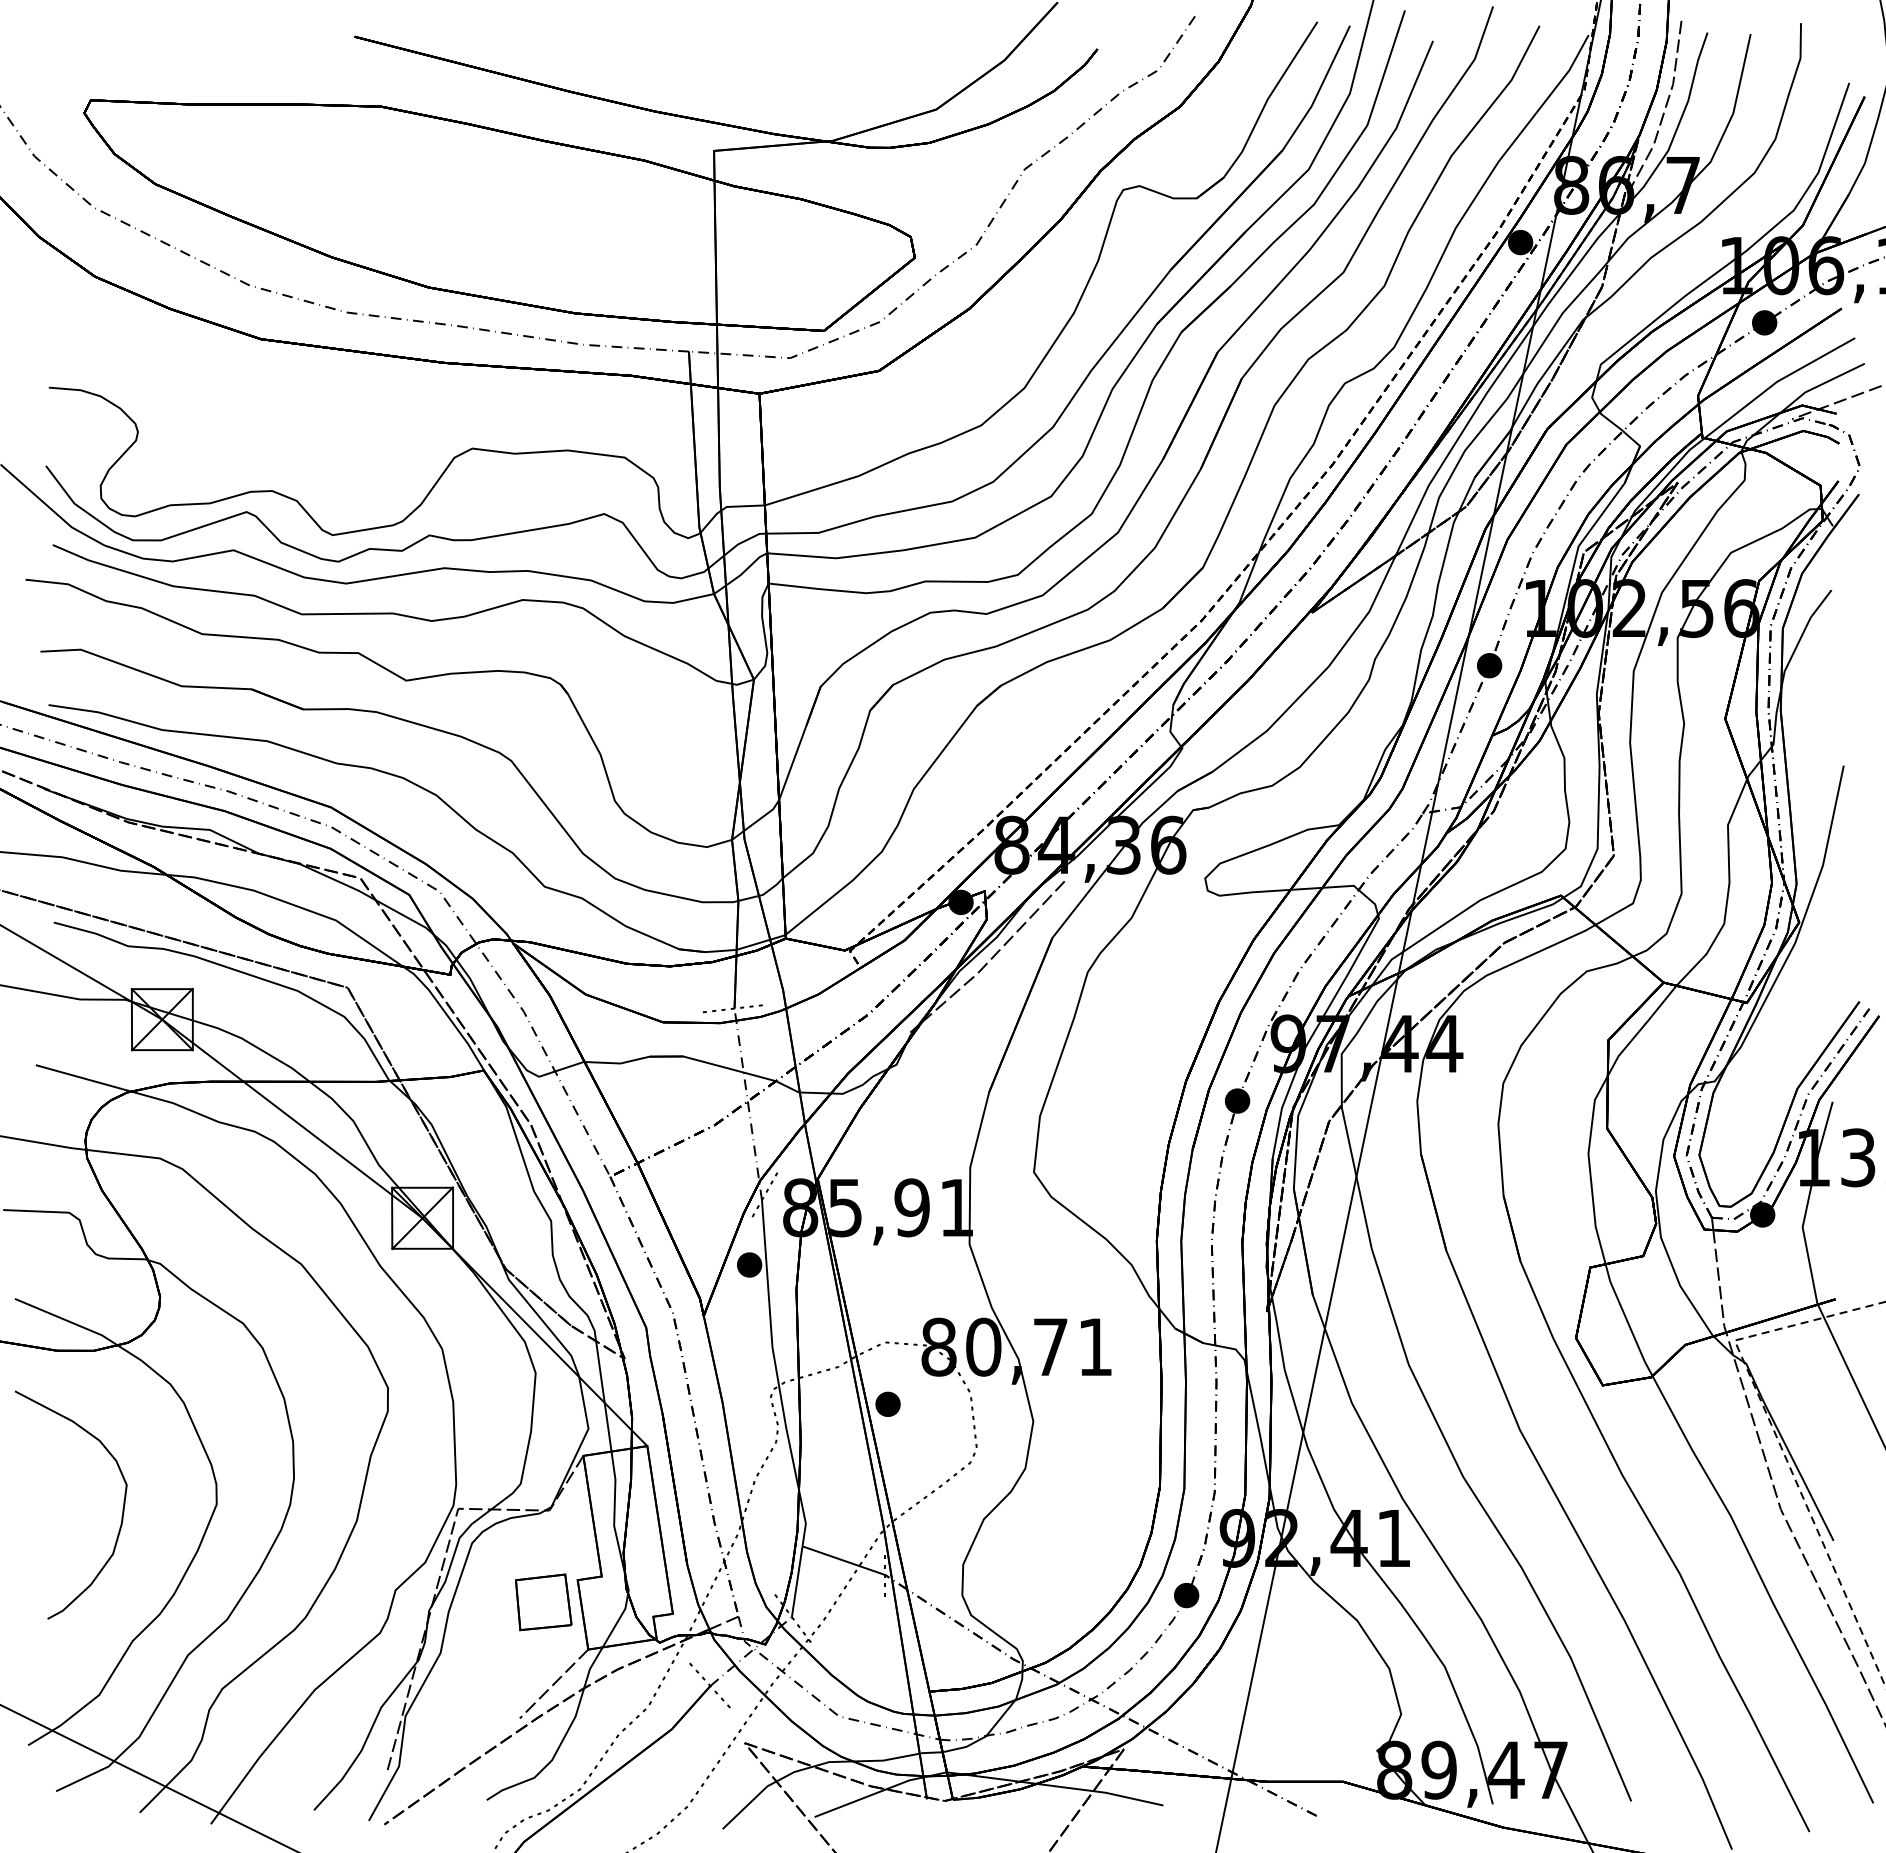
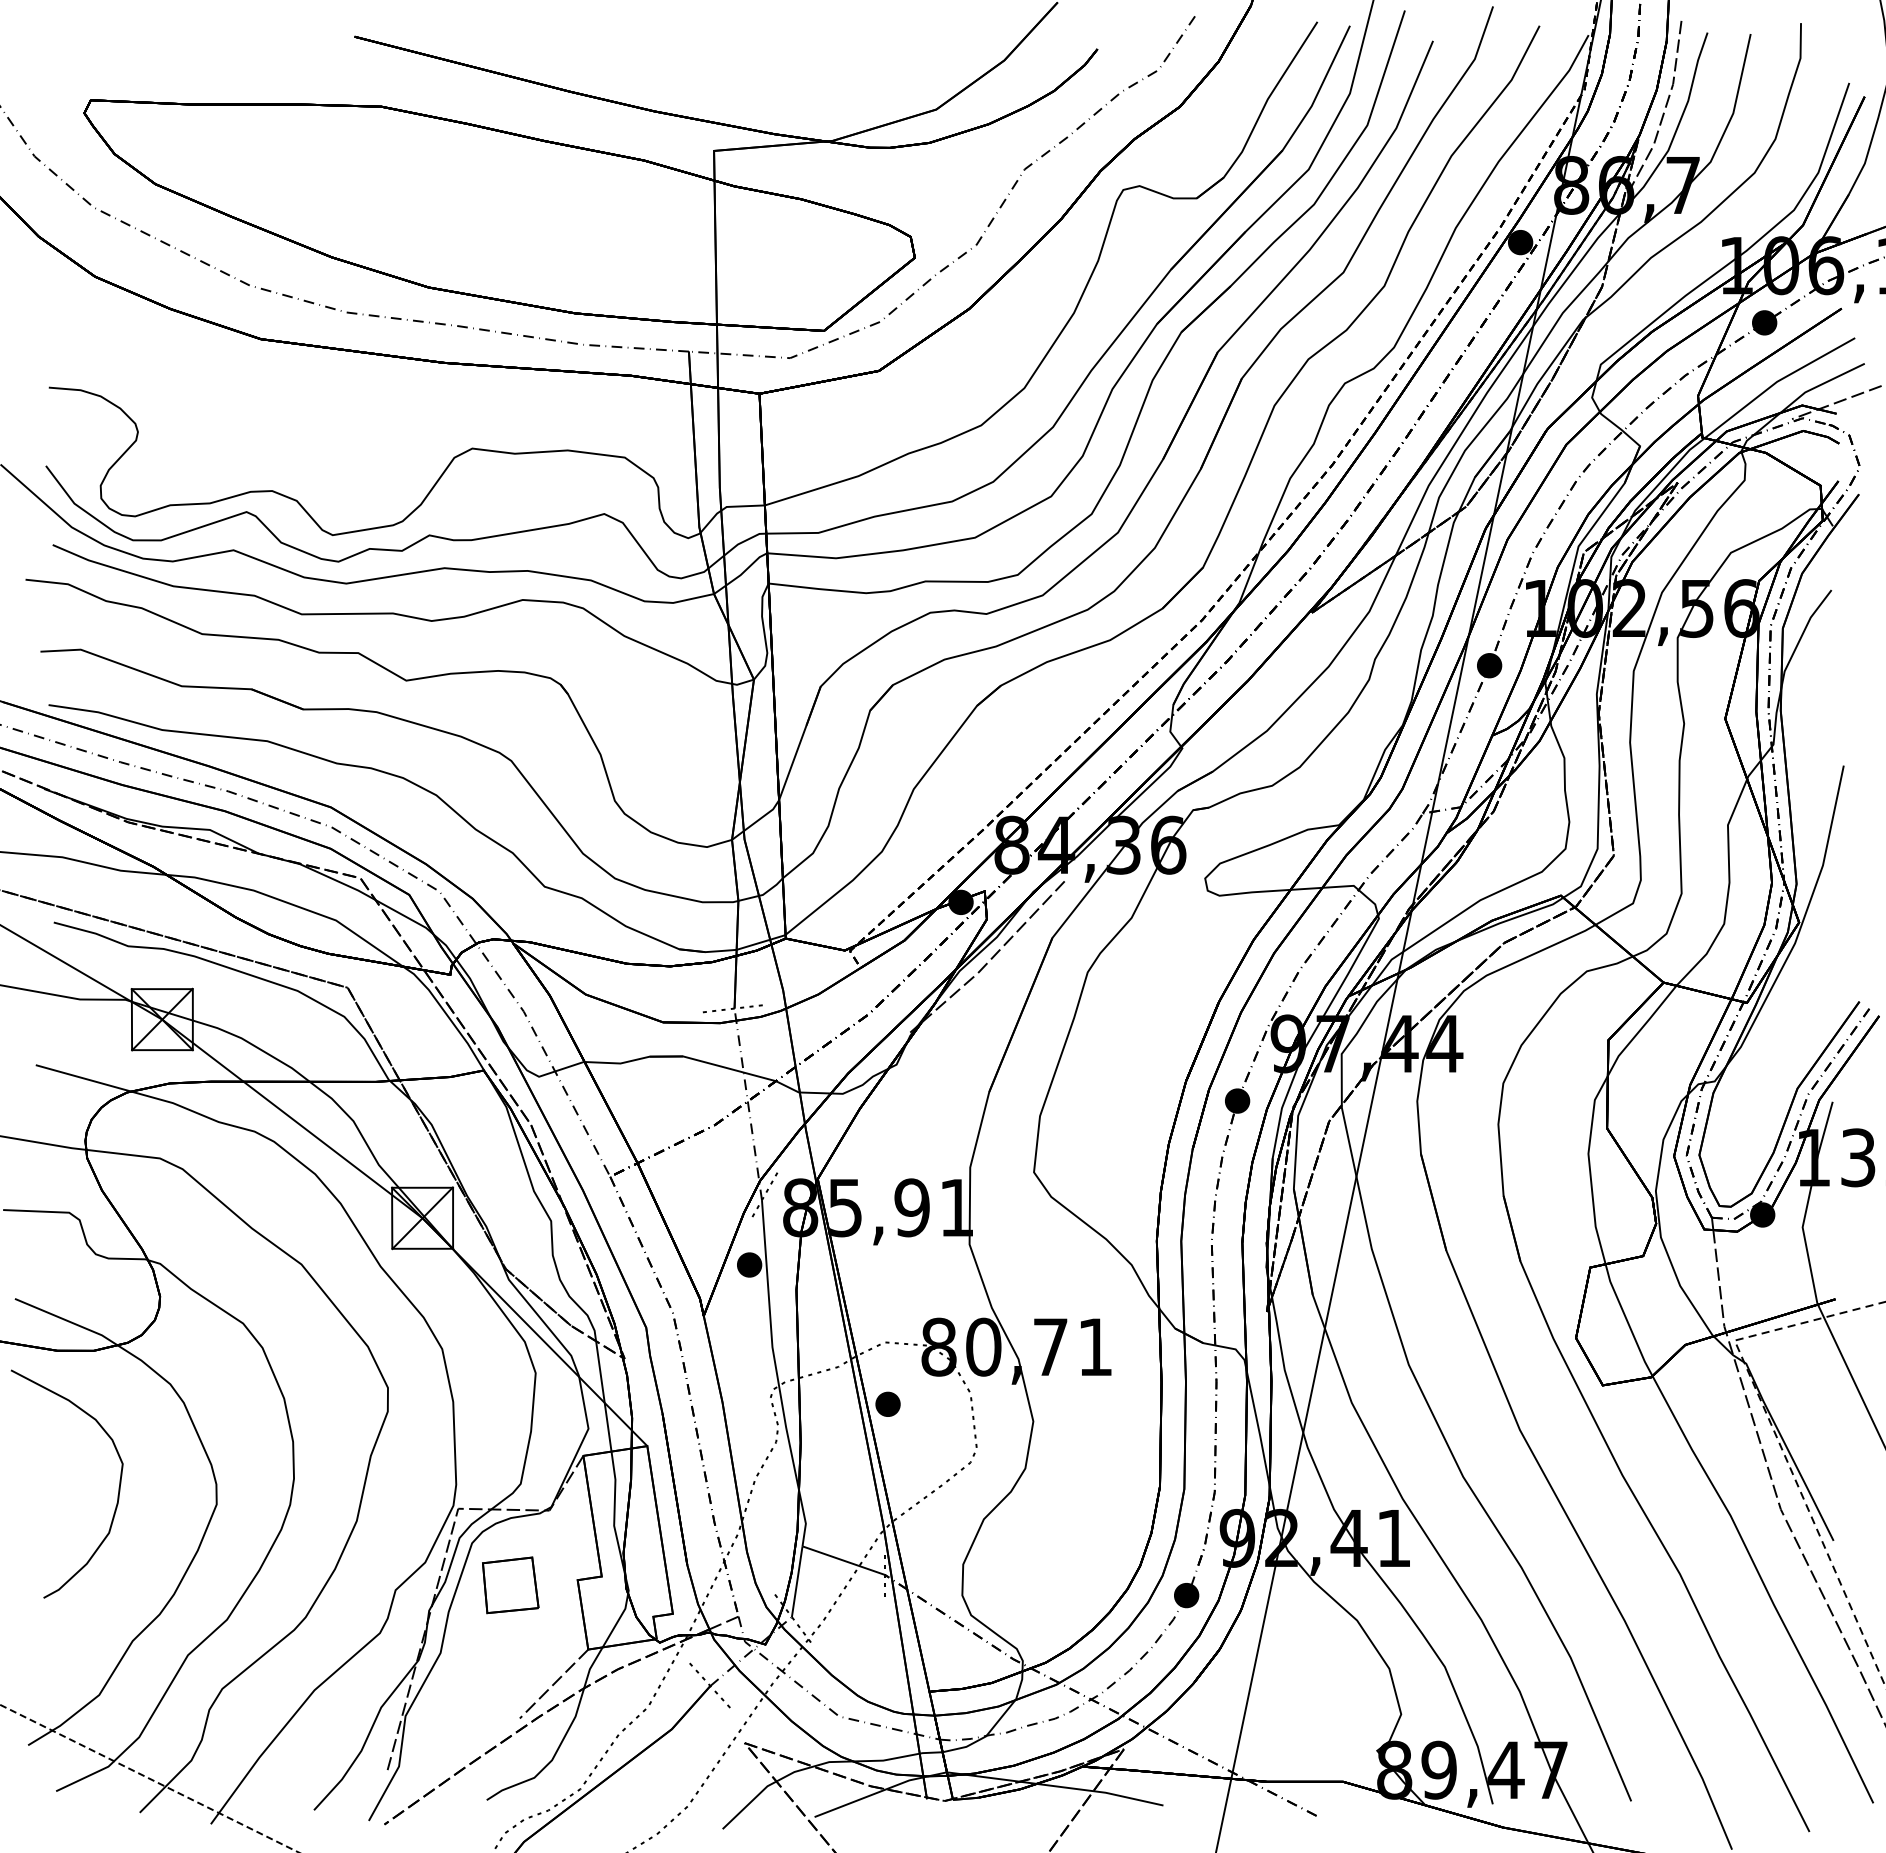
curve position: (122, 1508) -> (118, 1487) (118, 1487)
part position: (543, 1602) -> (510, 1585) (510, 1585)
line: solid -> dashed (149, 1778)
